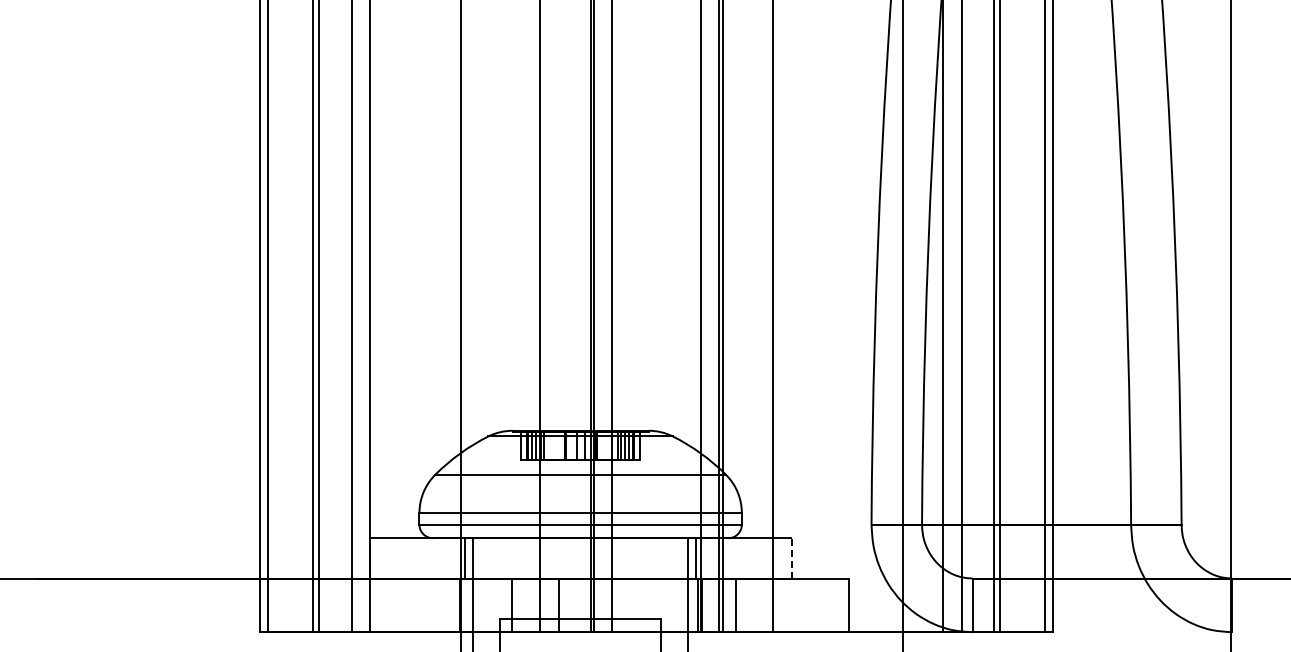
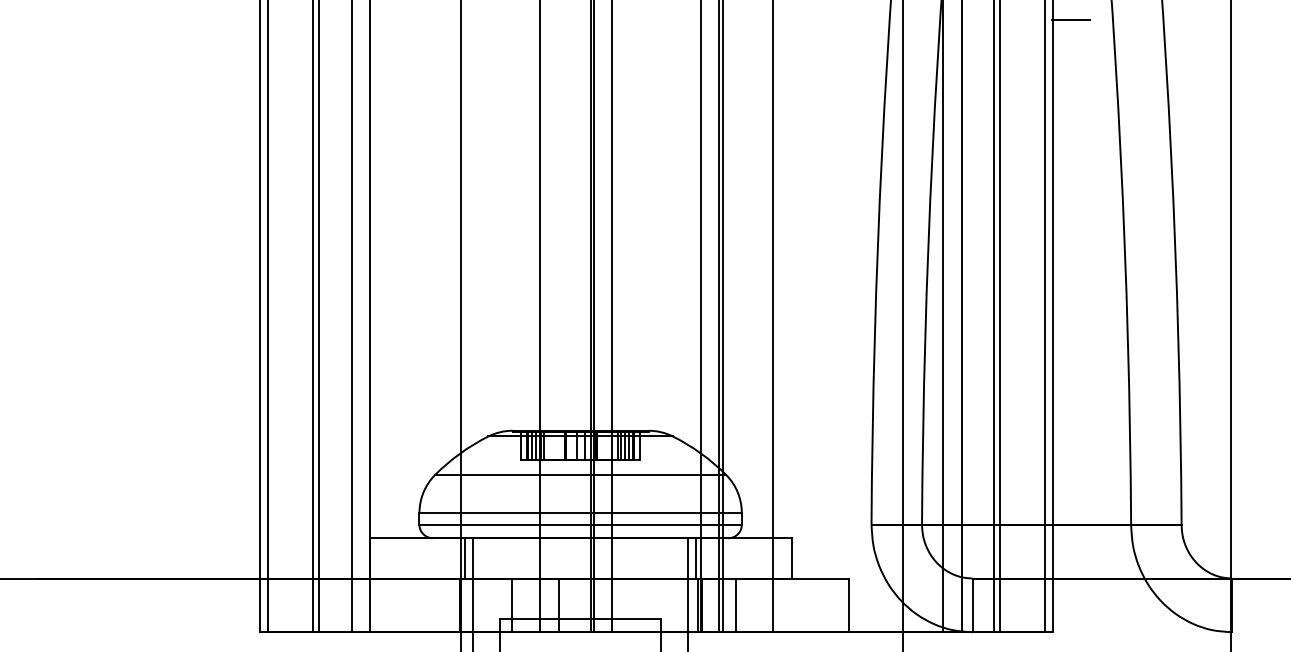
line: none -> present (1070, 19)
line: dashed -> solid (791, 557)
